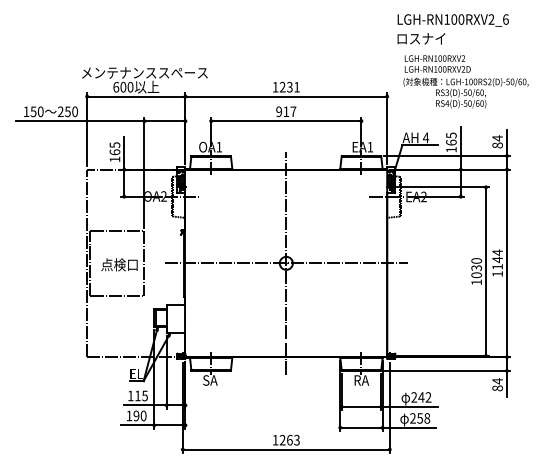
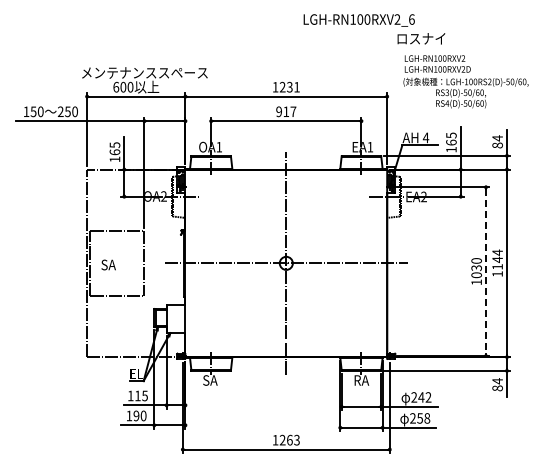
text position: (452, 20) -> (358, 20) (358, 20)
text: 点検口 -> SA (119, 264)
line: solid -> dashed (486, 272)
